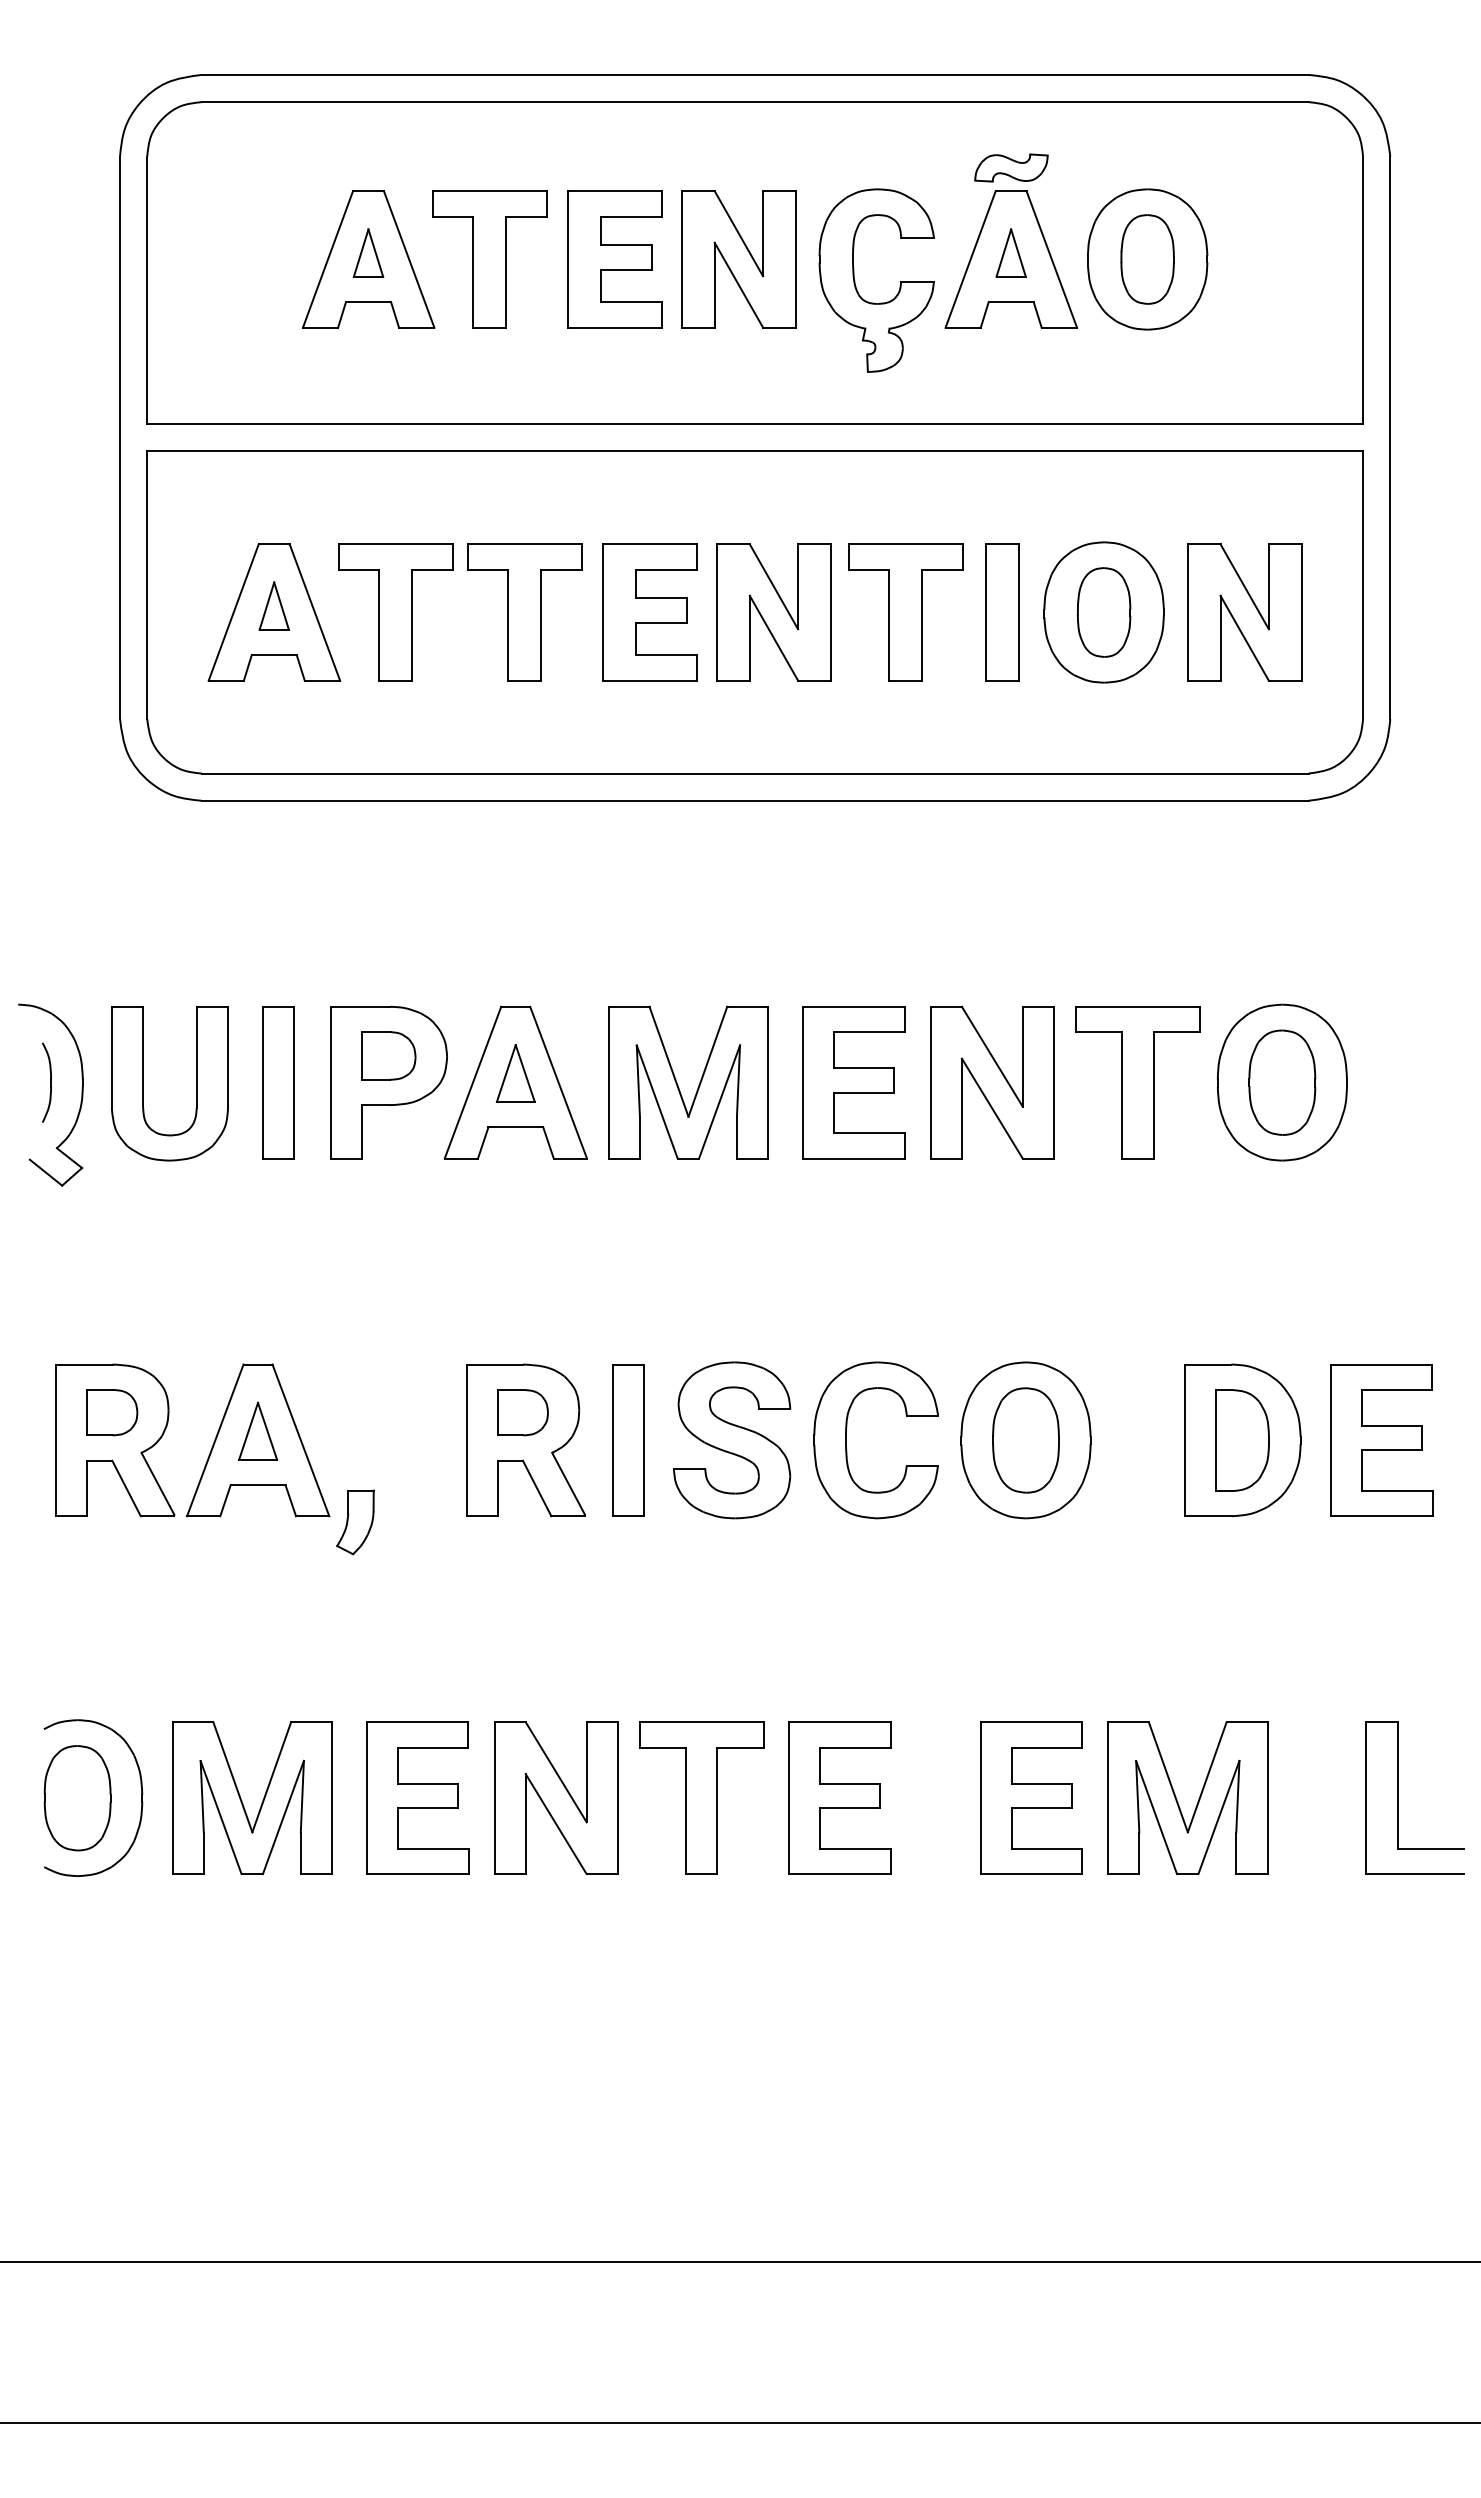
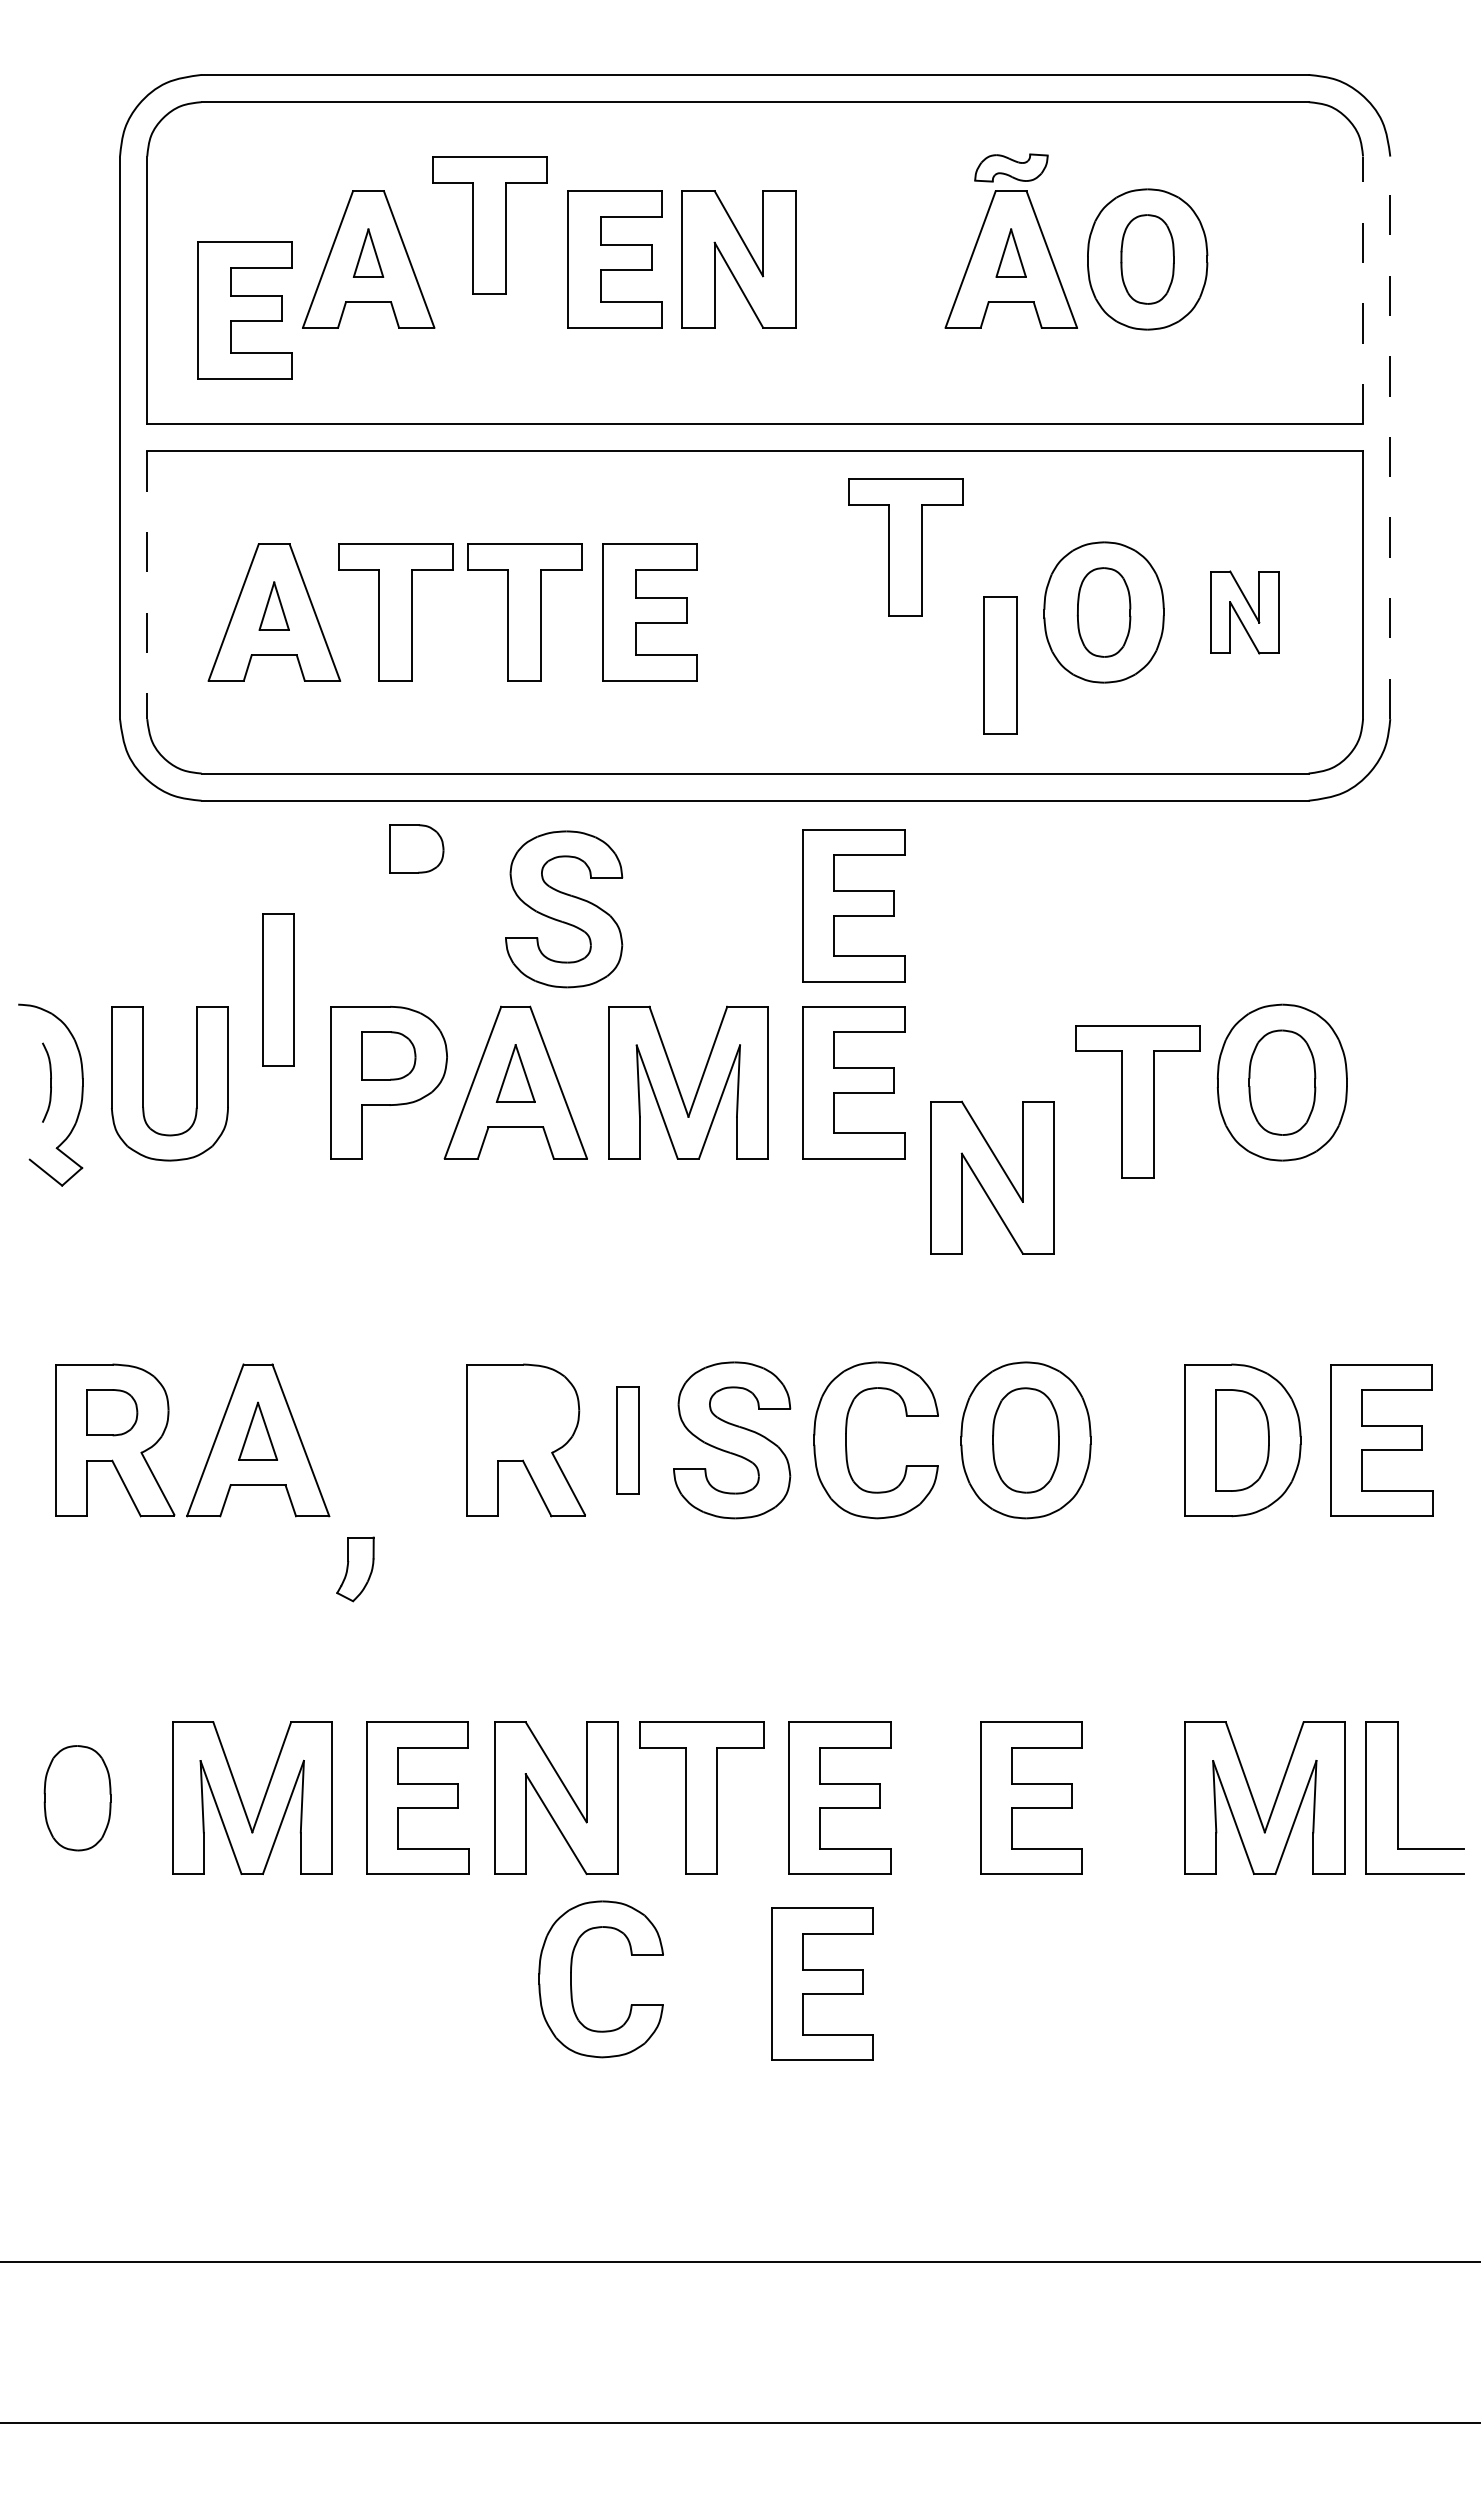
part position: (489, 259) -> (489, 225) (489, 225)
part: present -> none (856, 286)
line: solid -> dashed (1363, 290)
part: none -> present (244, 310)
line: solid -> dashed (1390, 437)
line: solid -> dashed (147, 585)
part: present -> none (773, 612)
part position: (905, 612) -> (905, 547) (905, 547)
part position: (1002, 612) -> (1000, 665) (1000, 665)
part size: 116x139 px -> 70x85 px (1244, 612)
part: none -> present (416, 848)
part: none -> present (853, 905)
part: none -> present (564, 909)
part position: (278, 1082) -> (278, 989) (278, 989)
part position: (992, 1082) -> (992, 1177) (992, 1177)
part position: (1137, 1082) -> (1137, 1101) (1137, 1101)
part: present -> none (522, 1412)
part size: 33x153 px -> 24x109 px (627, 1440)
part position: (355, 1522) -> (355, 1569) (355, 1569)
part: present -> none (141, 1797)
part position: (1177, 1799) -> (1254, 1799) (1254, 1799)
part: none -> present (571, 1979)
part: none -> present (822, 1983)
